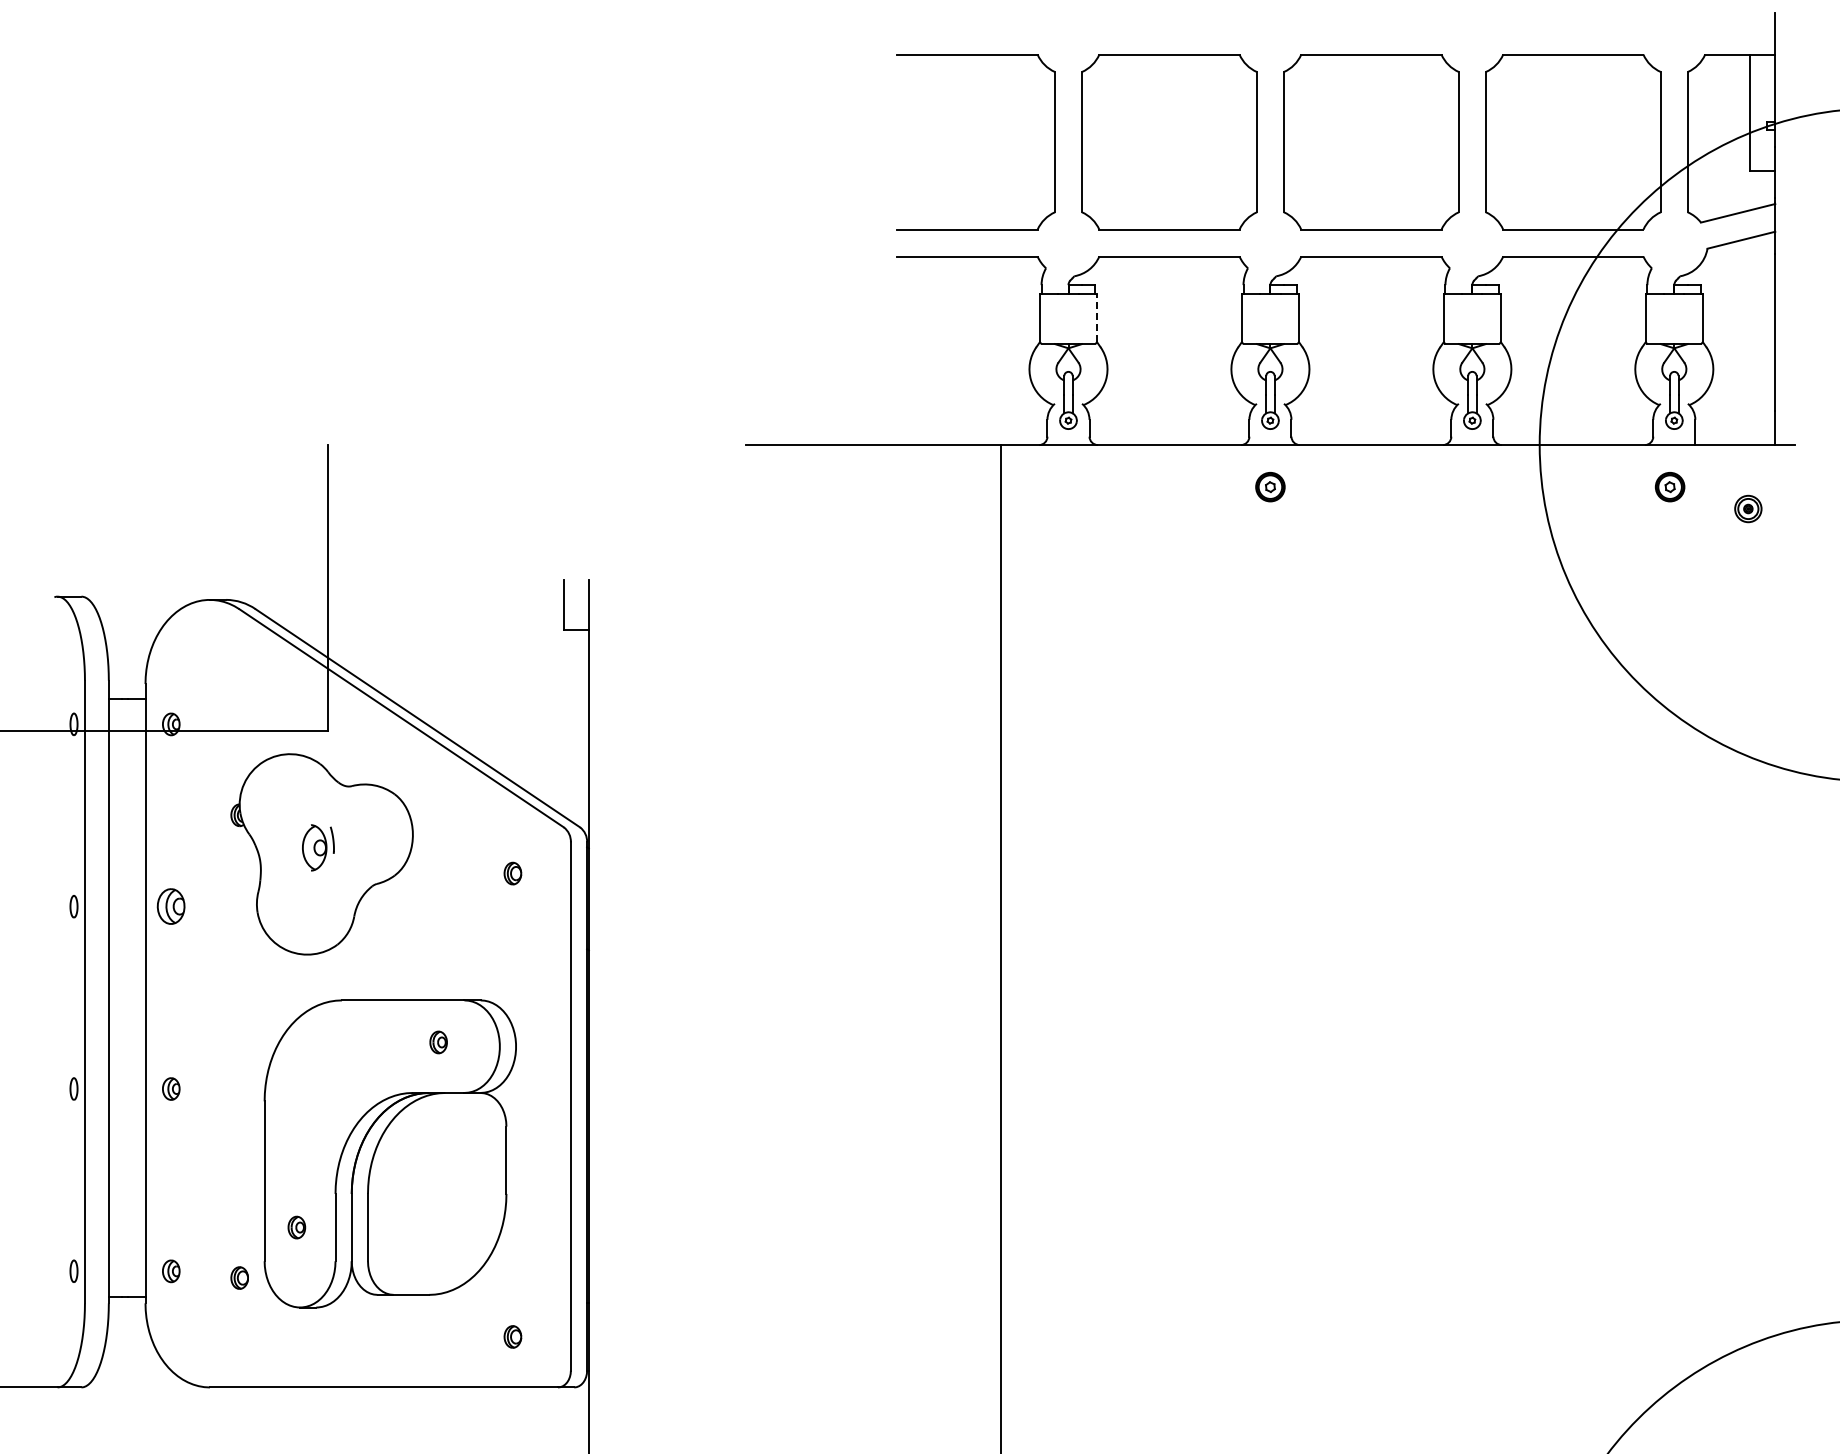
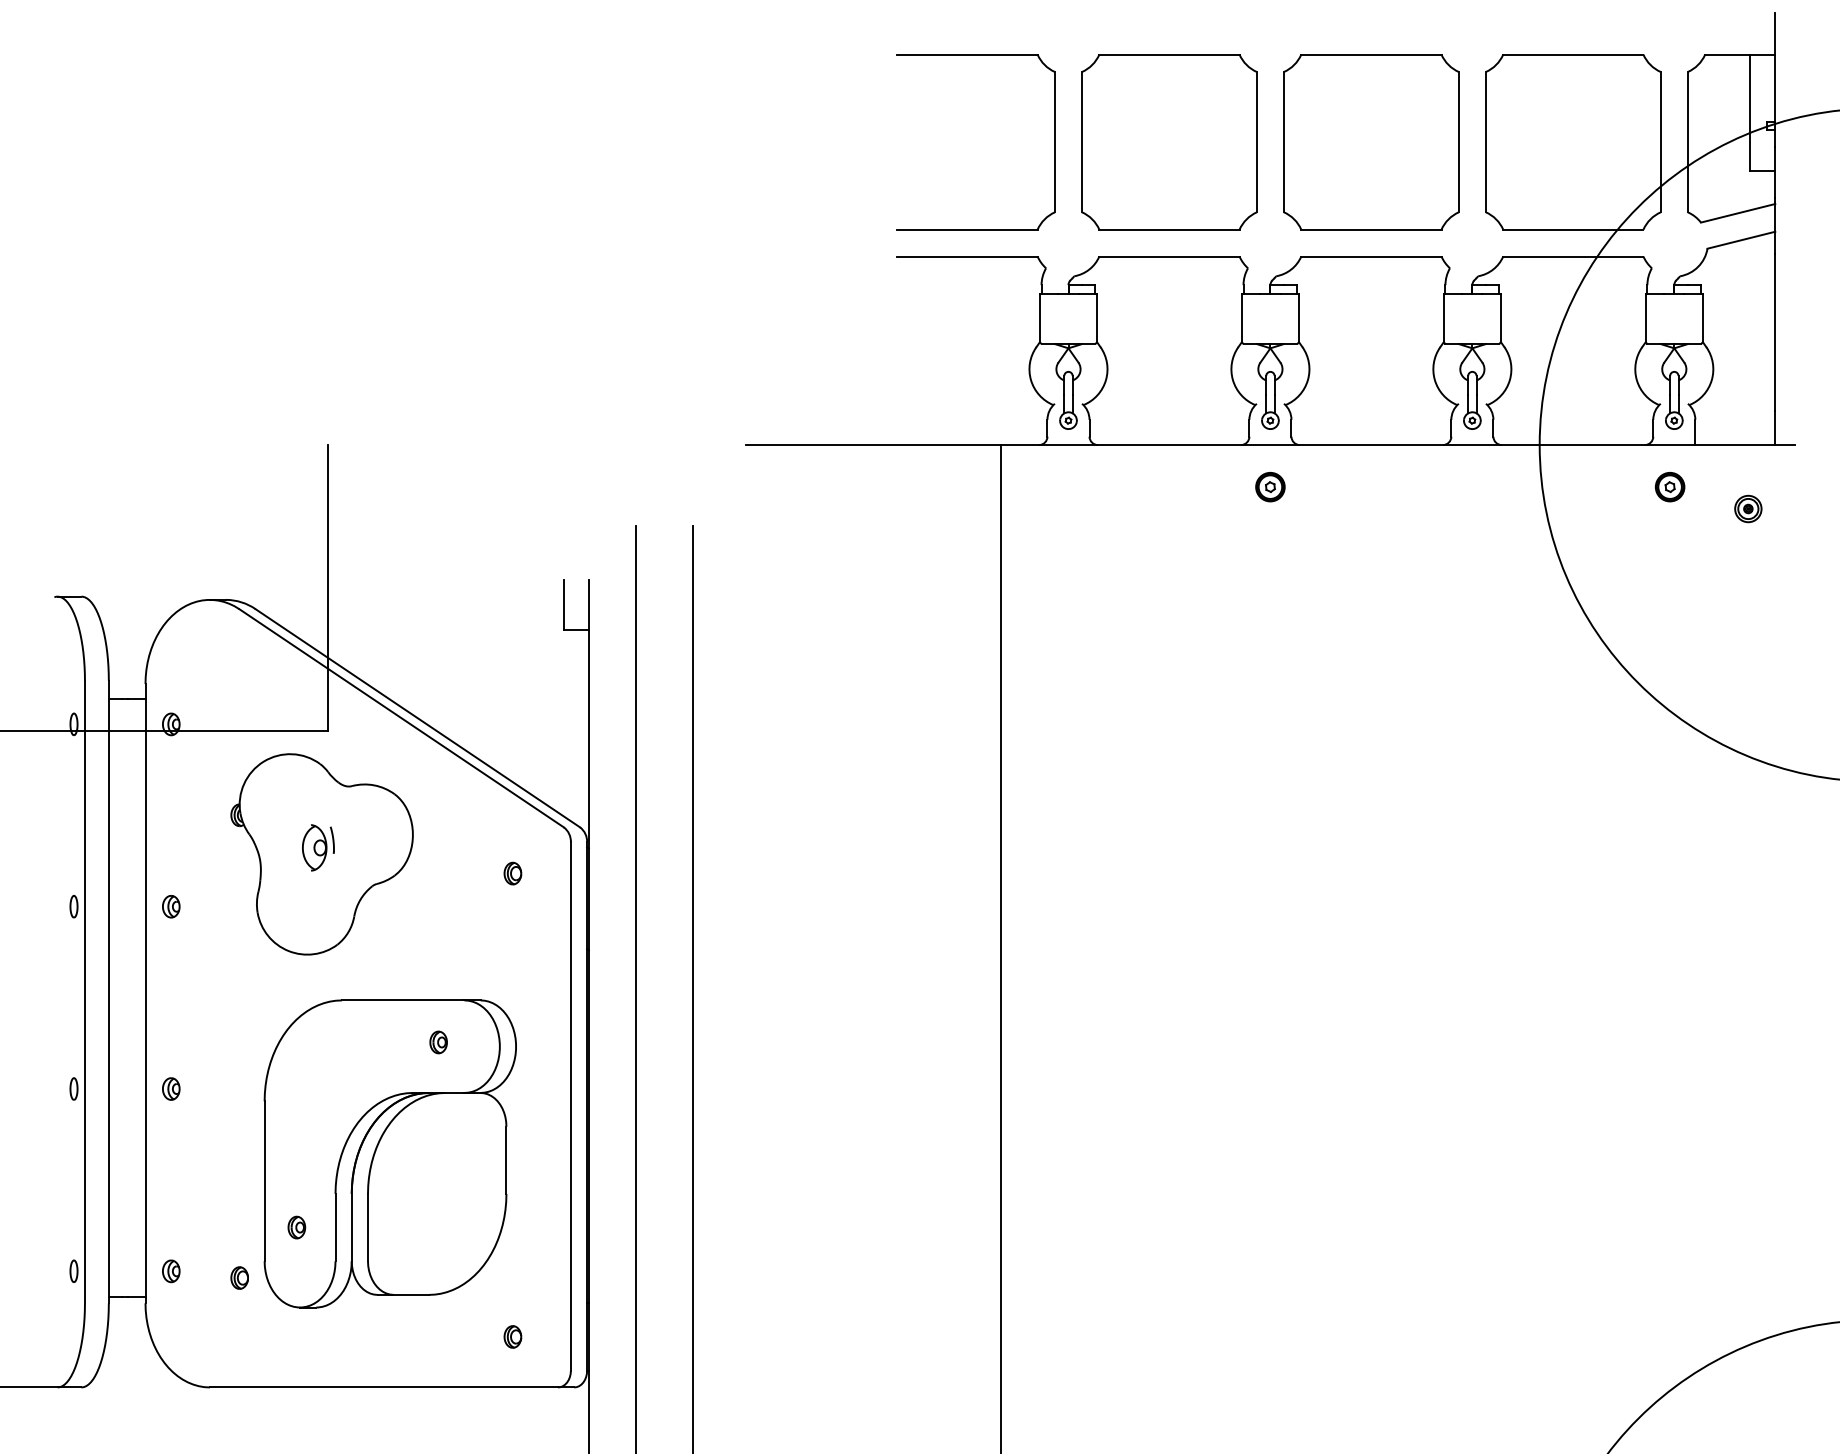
line: dashed -> solid (1097, 317)
part size: 30x37 px -> 19x24 px (171, 906)
line: none -> present (636, 987)
line: none -> present (692, 987)
